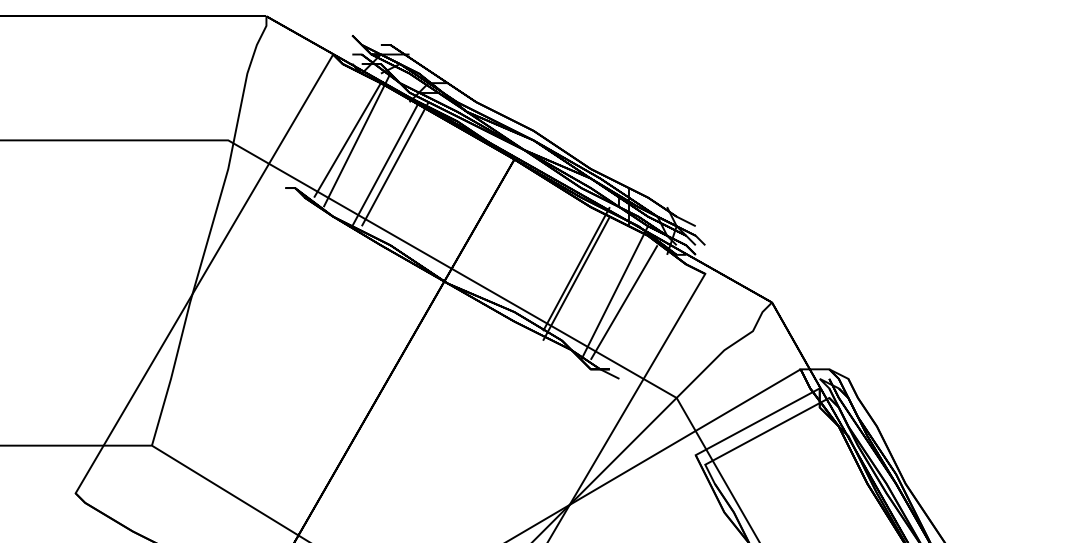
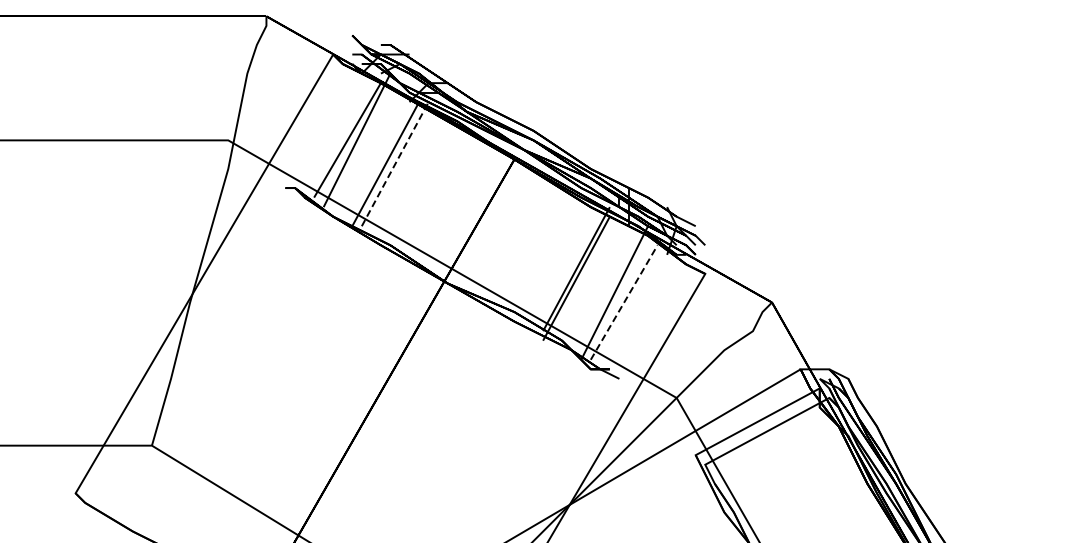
line: solid -> dashed (395, 163)
line: solid -> dashed (624, 302)
